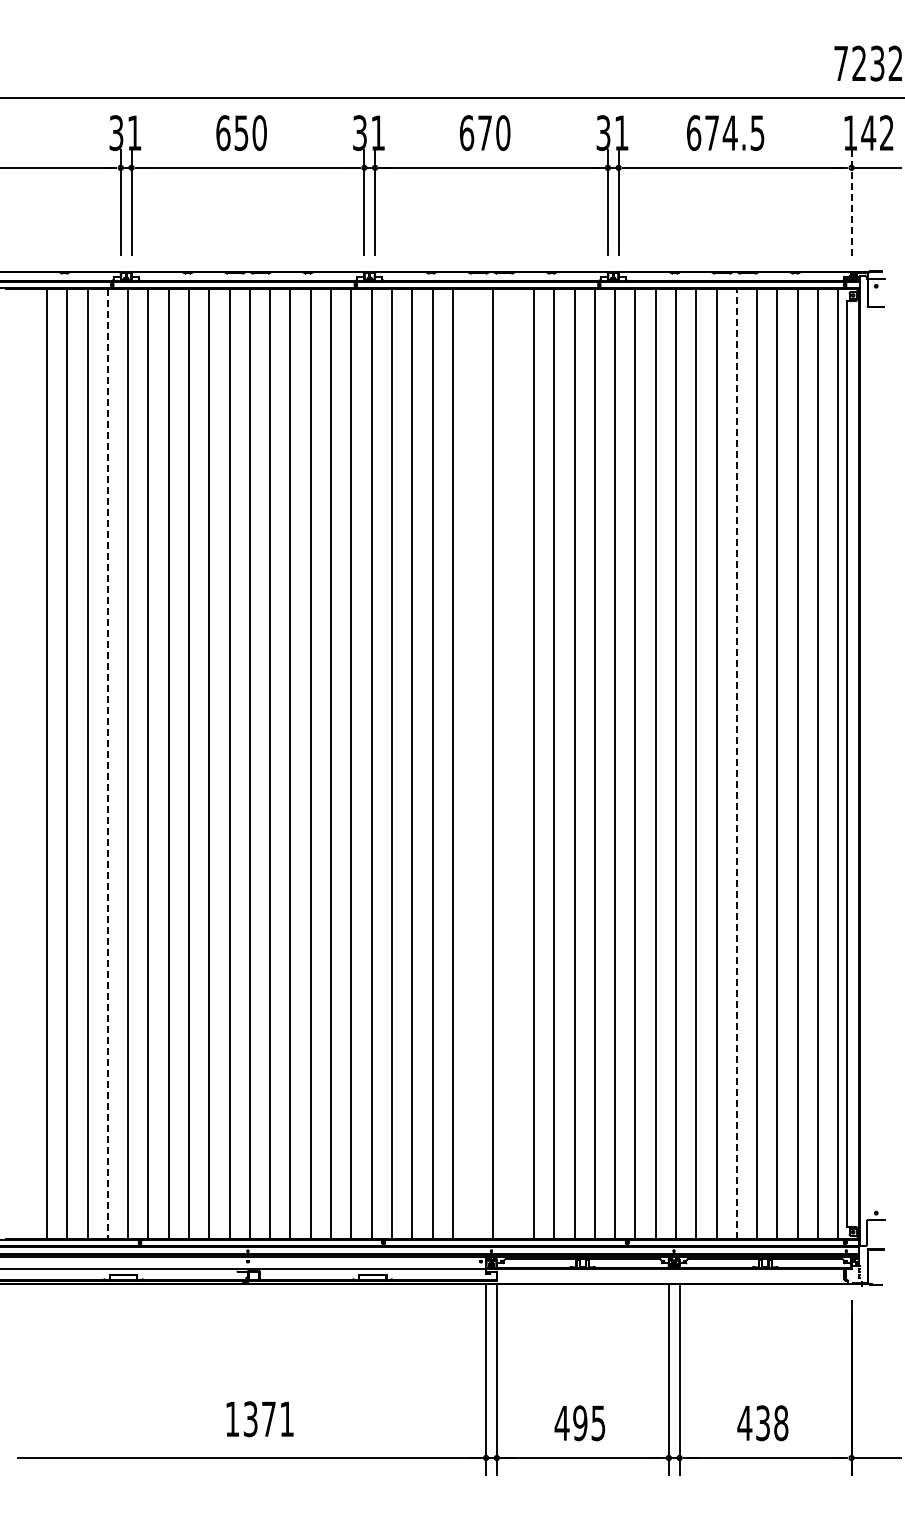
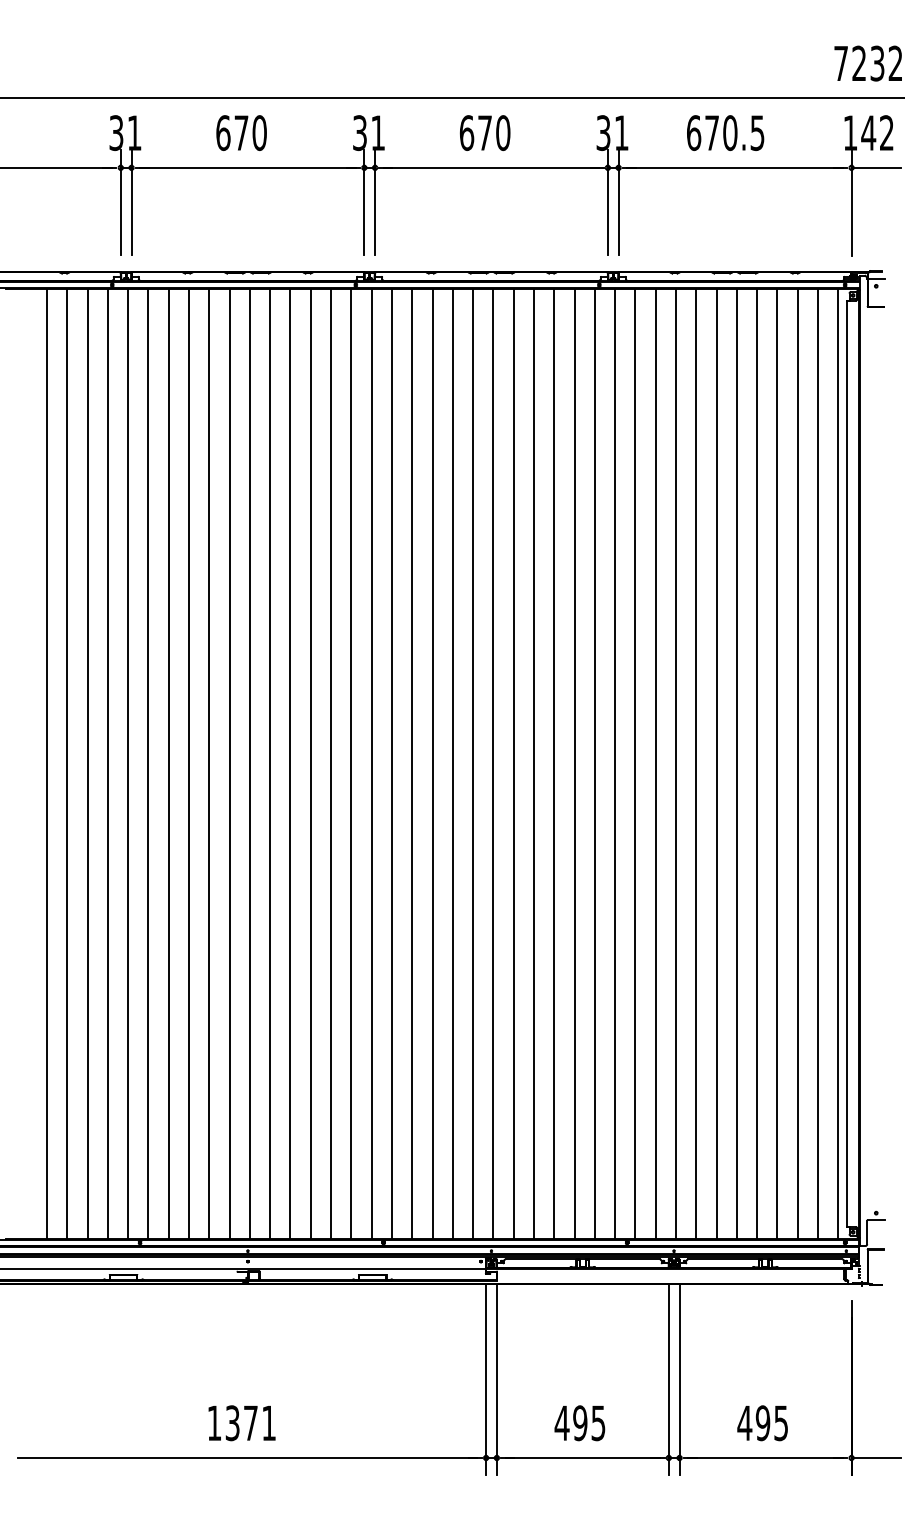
text: 650 -> 670 (241, 133)
text: 674.5 -> 670.5 (729, 133)
line: dashed -> solid (851, 202)
line: none -> present (473, 763)
line: none -> present (513, 763)
line: dashed -> solid (736, 763)
line: dashed -> solid (107, 764)
text position: (259, 1419) -> (241, 1423) (241, 1423)
text: 438 -> 495 (771, 1423)
